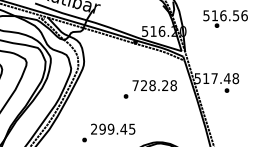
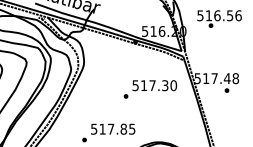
text position: (225, 18) -> (219, 18) (219, 18)
text: 728.28 -> 517.30 (154, 85)
text: 299.45 -> 517.85 (109, 128)
